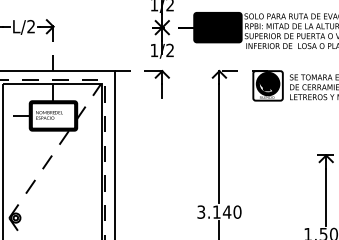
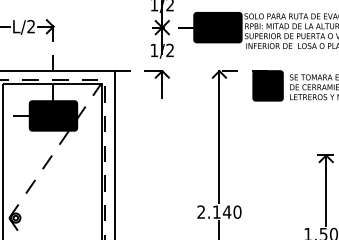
fill: none -> present (267, 85)
fill: none -> present (53, 115)
text: 3.140 -> 2.140 (201, 211)
